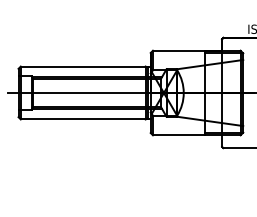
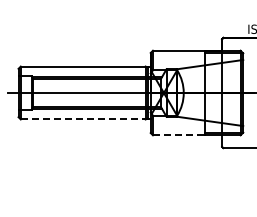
line: solid -> dashed (83, 119)
line: solid -> dashed (178, 135)
